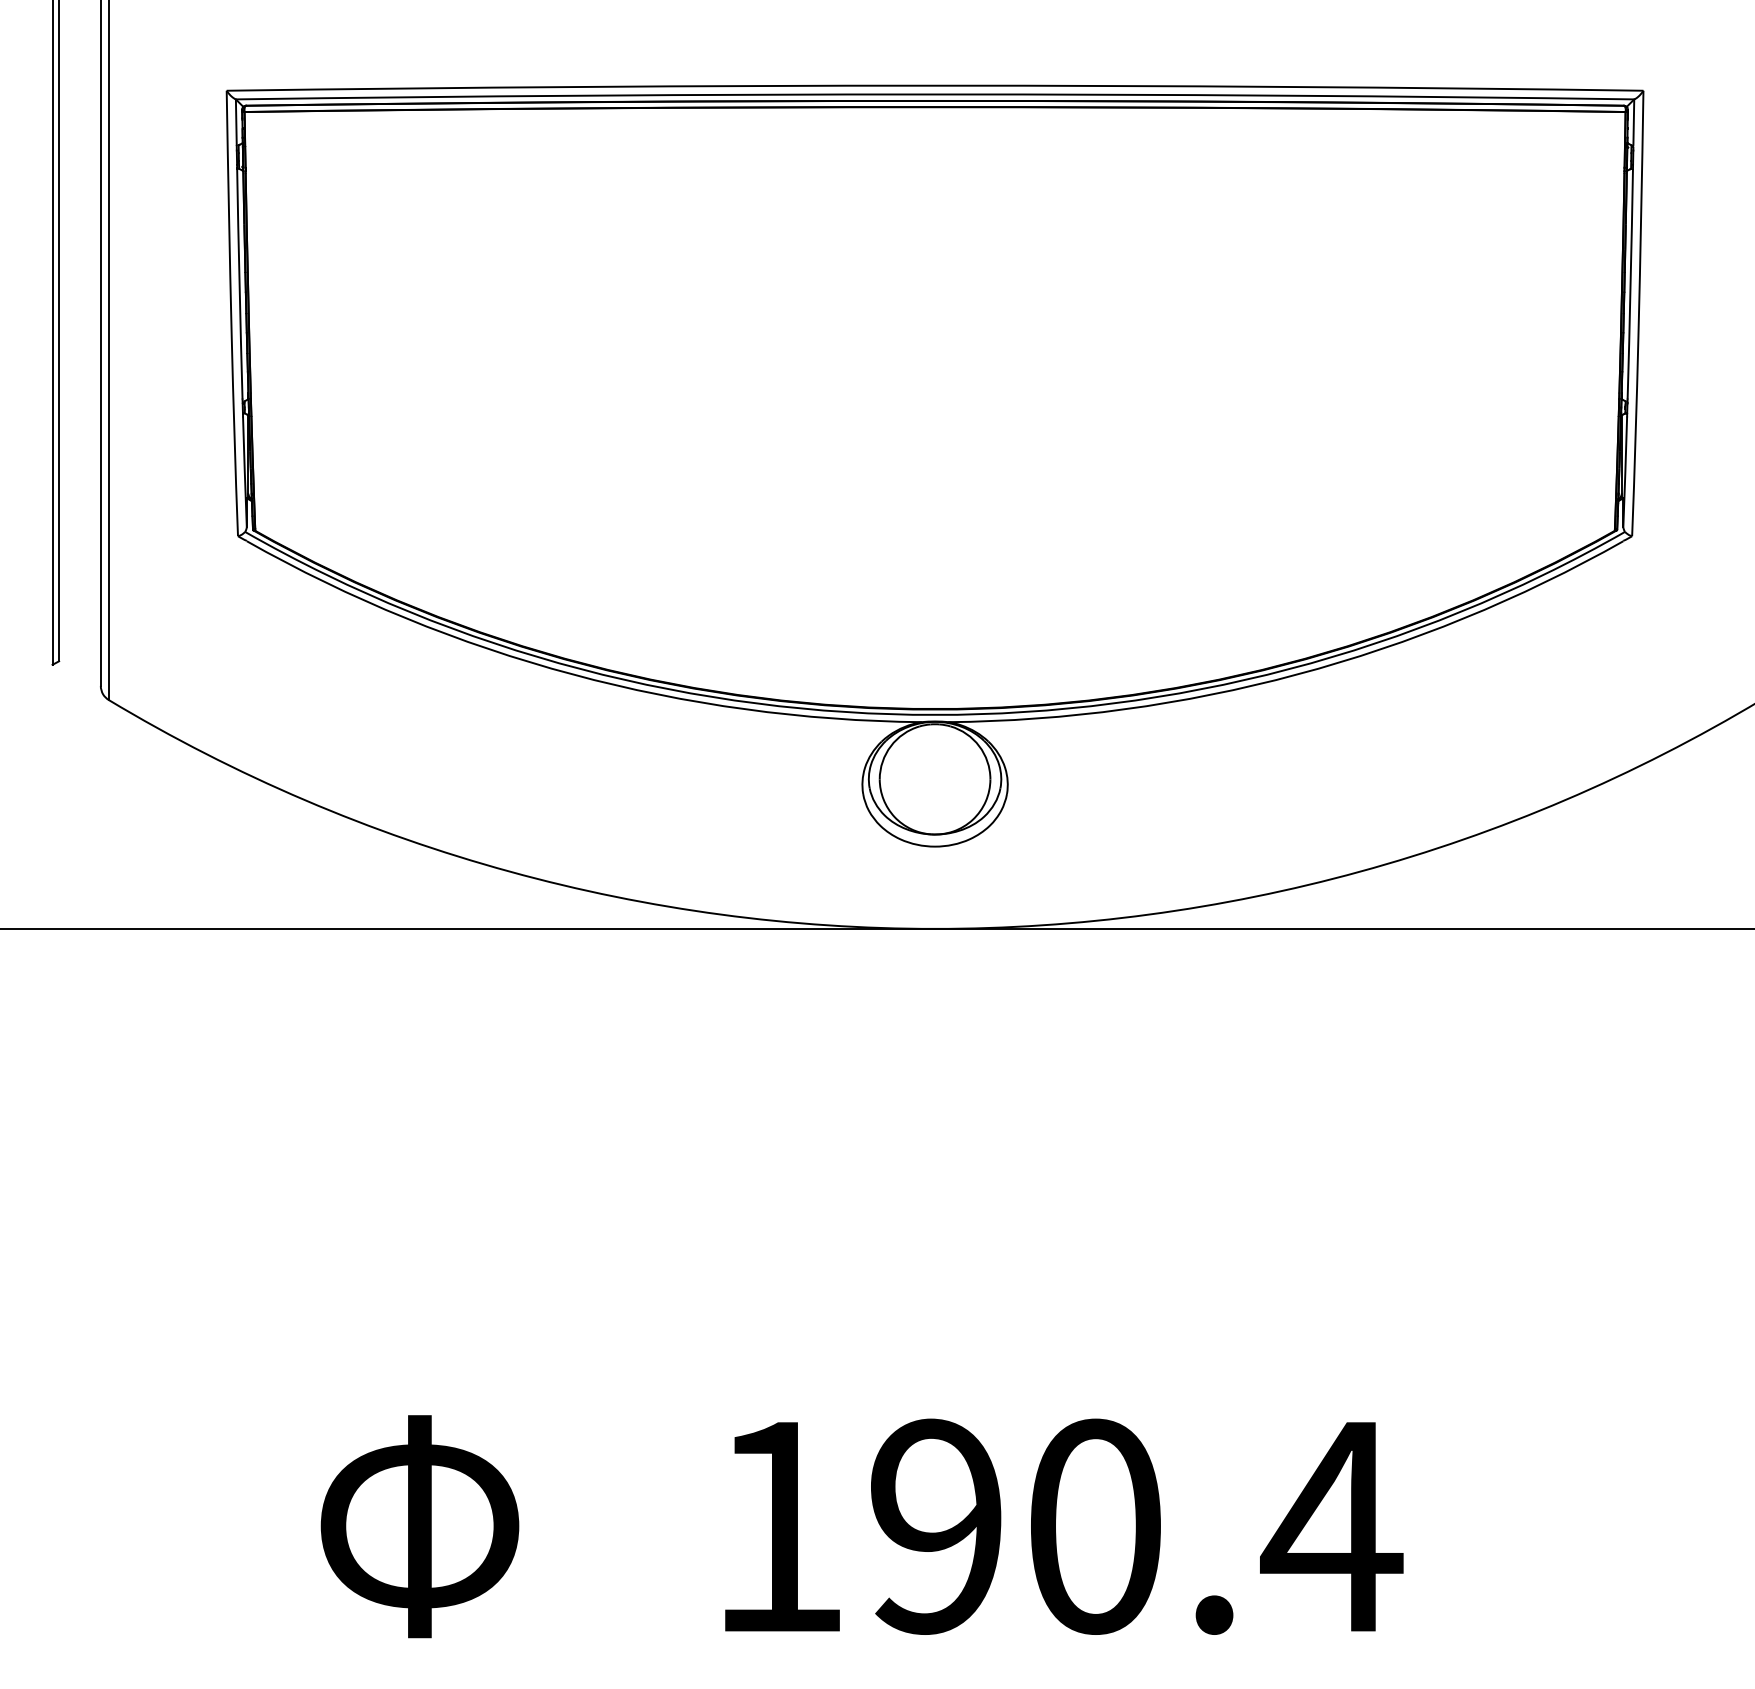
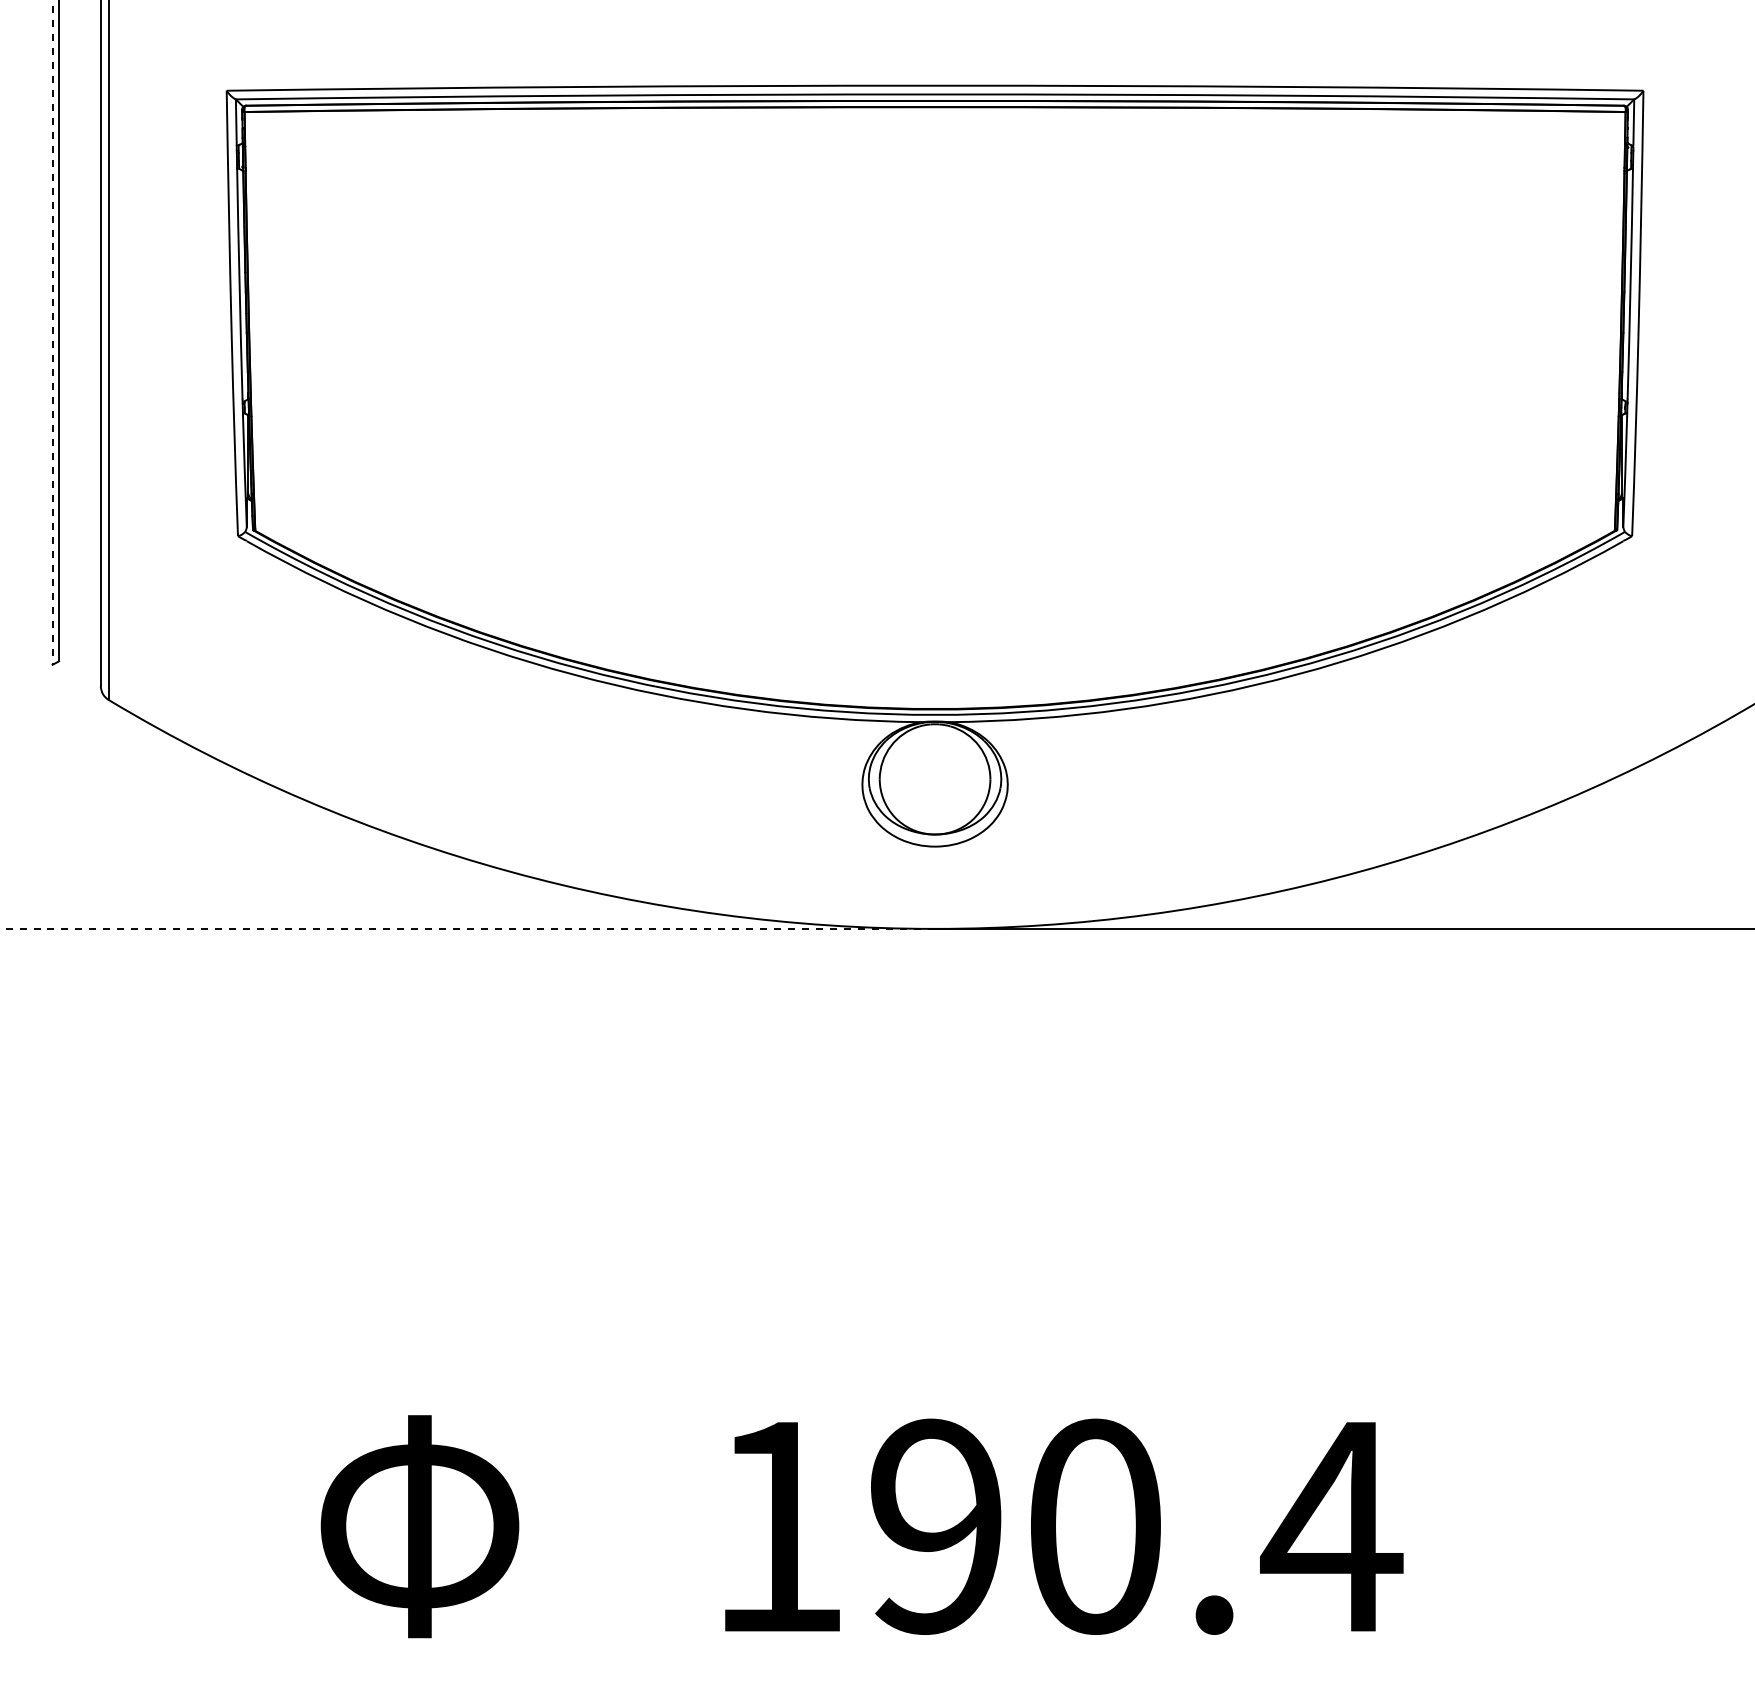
line: solid -> dashed (52, 332)
line: solid -> dashed (467, 928)
